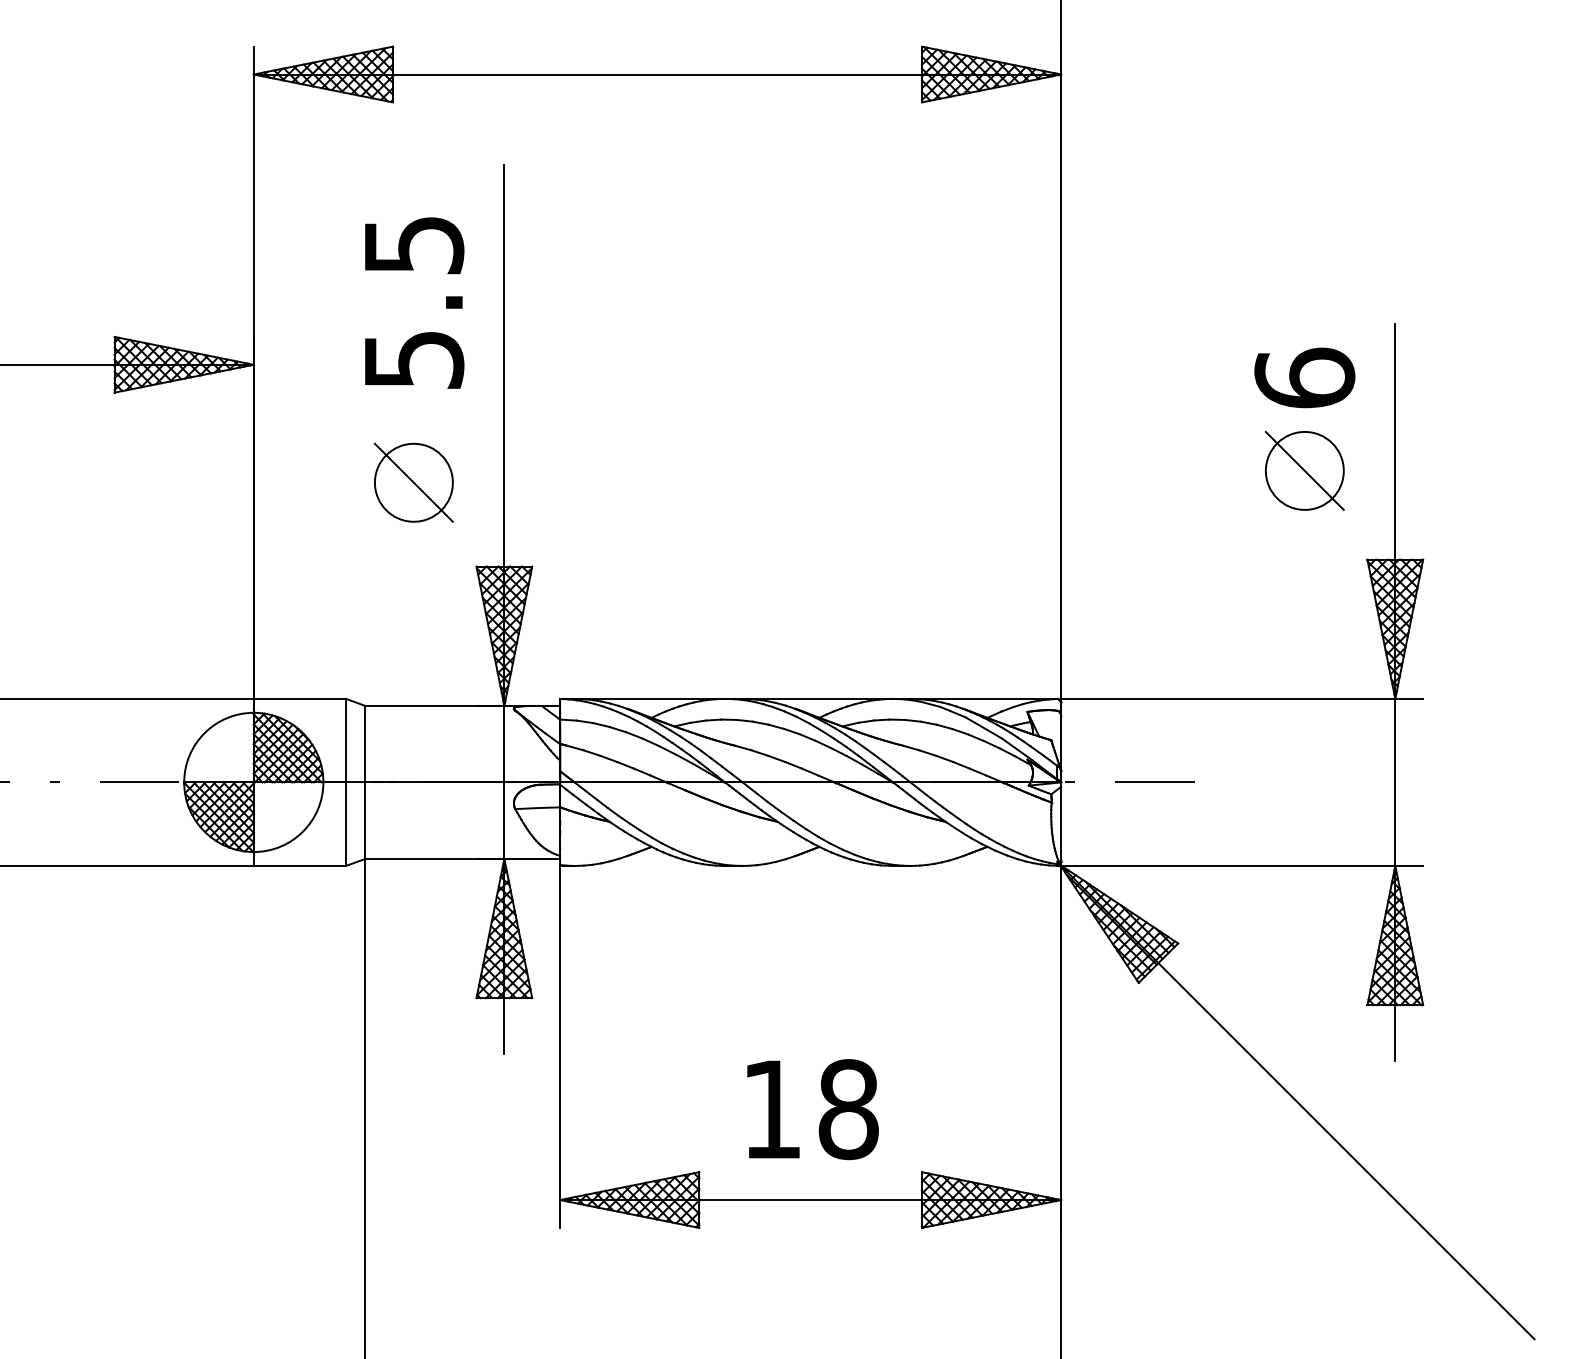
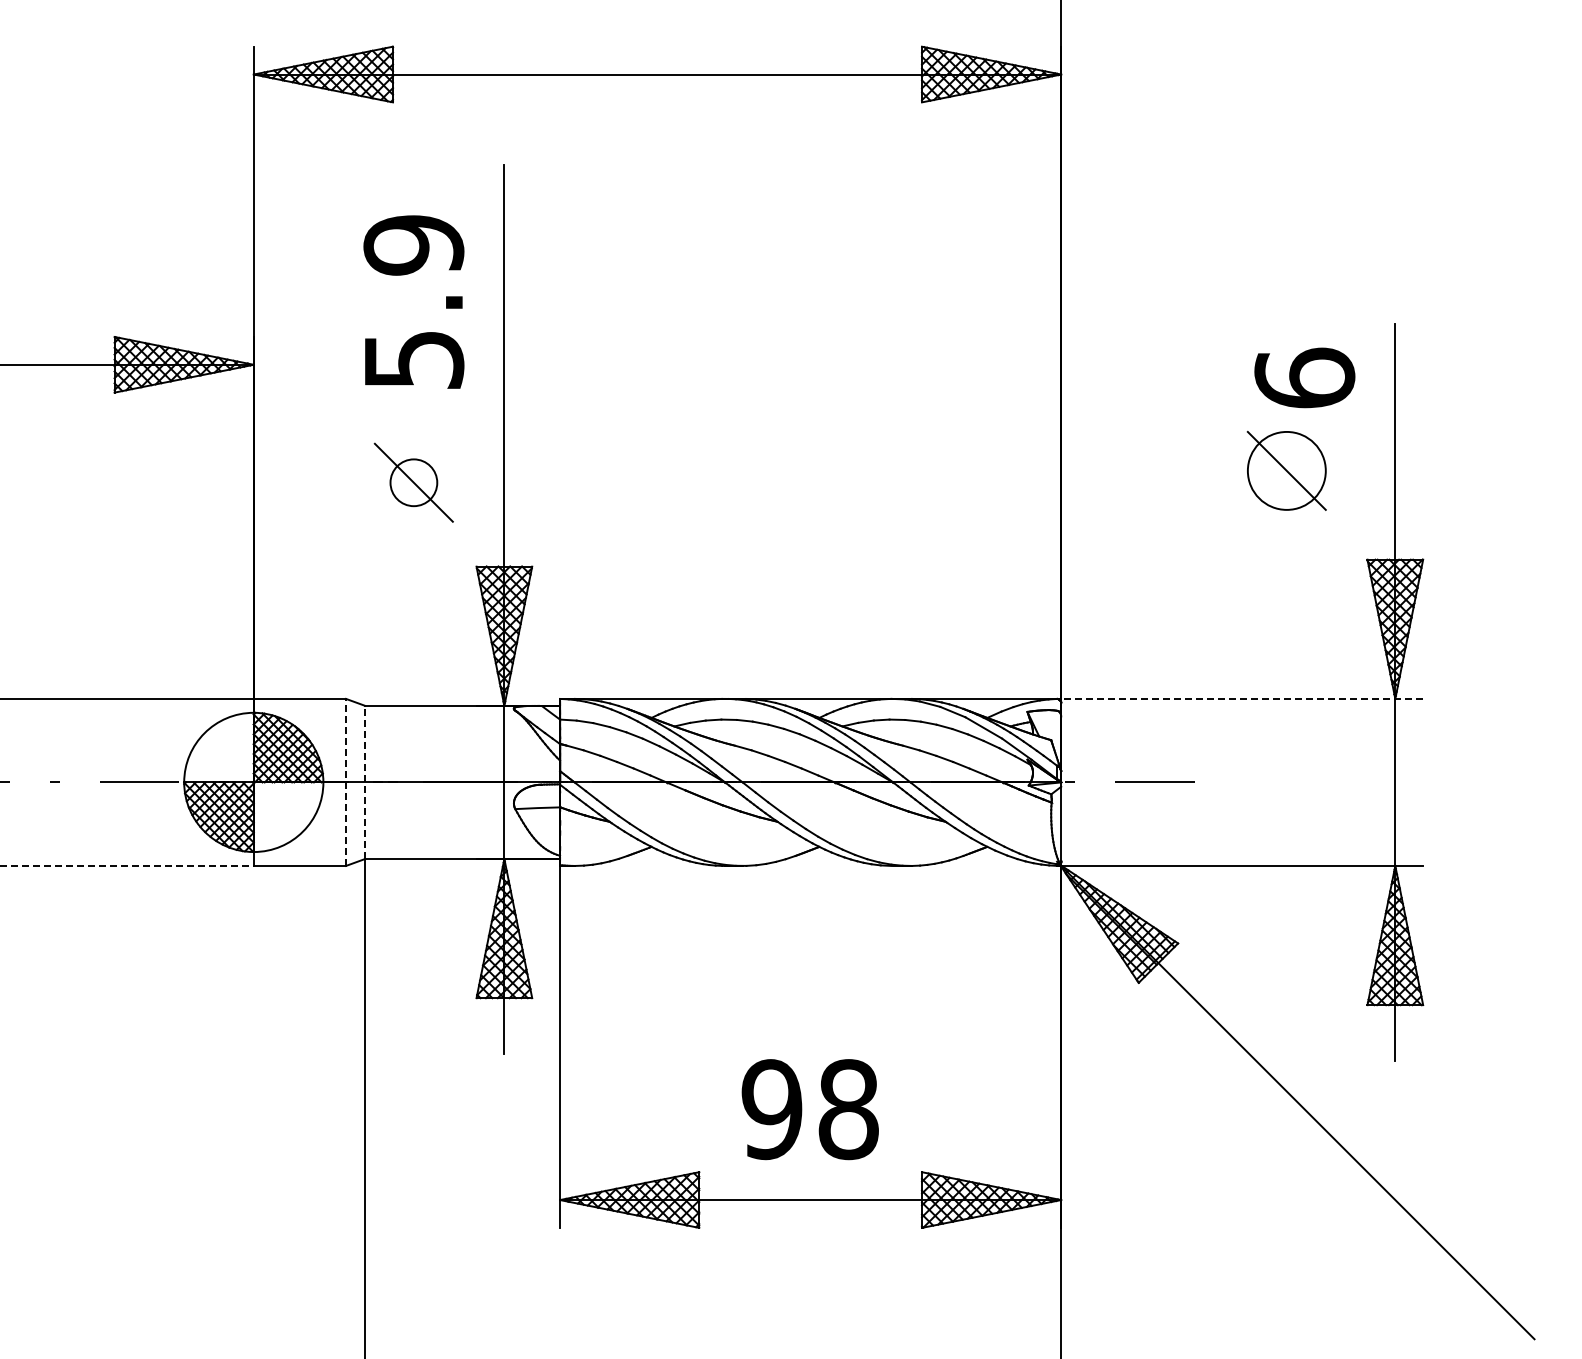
text: 5.5 -> 5.9 (413, 245)
part position: (1304, 470) -> (1286, 470) (1286, 470)
circle diameter: 78 px -> 47 px (413, 482)
line: solid -> dashed (1239, 698)
line: solid -> dashed (346, 782)
line: solid -> dashed (365, 782)
line: solid -> dashed (126, 865)
text: 18 -> 98 (771, 1109)
